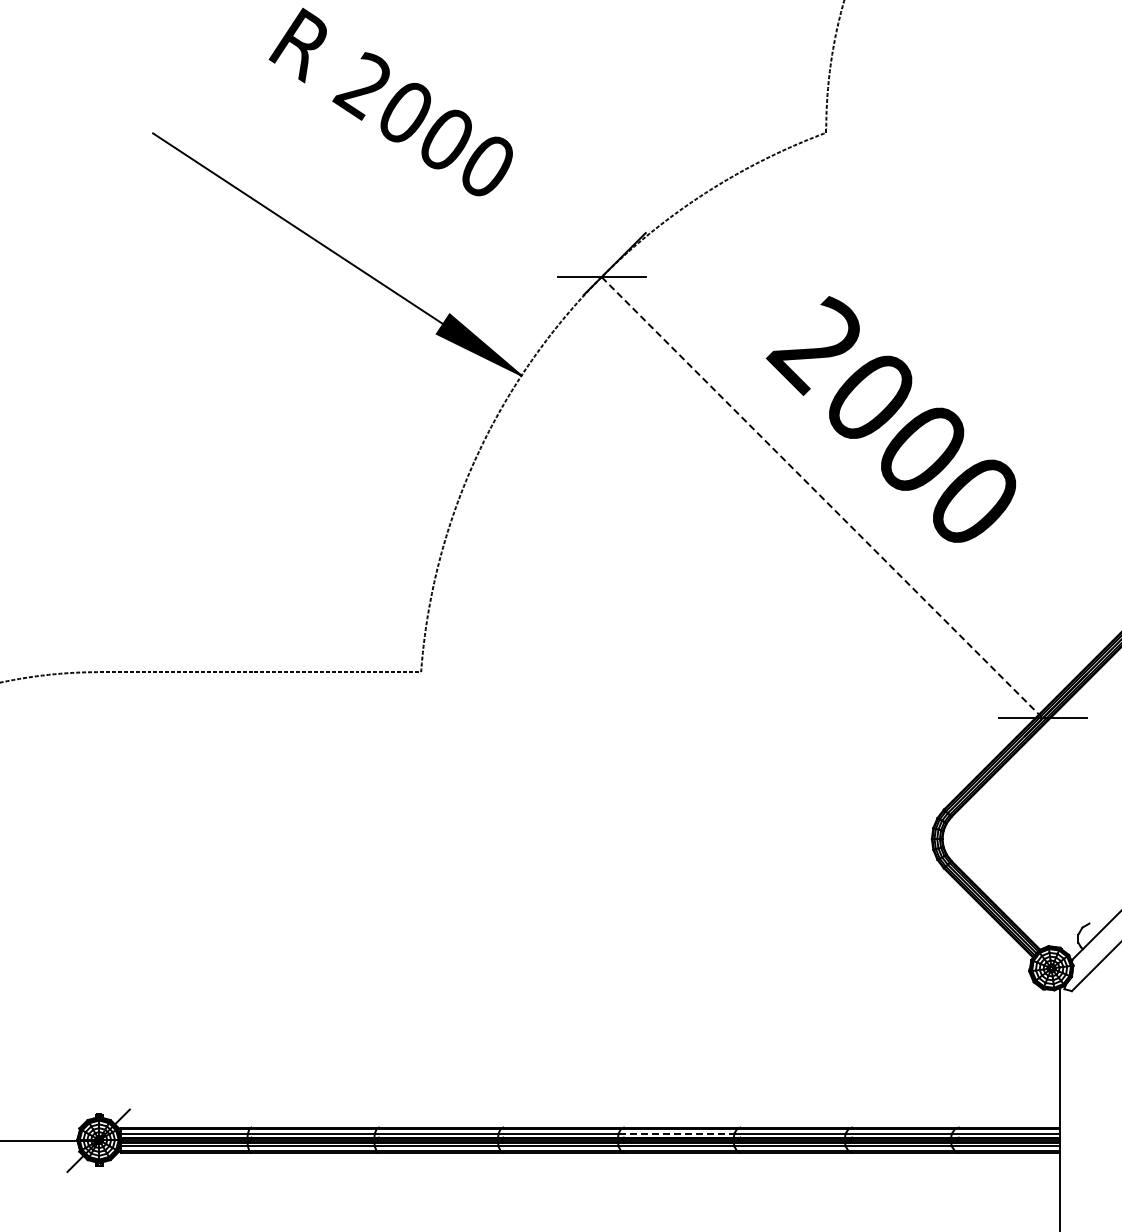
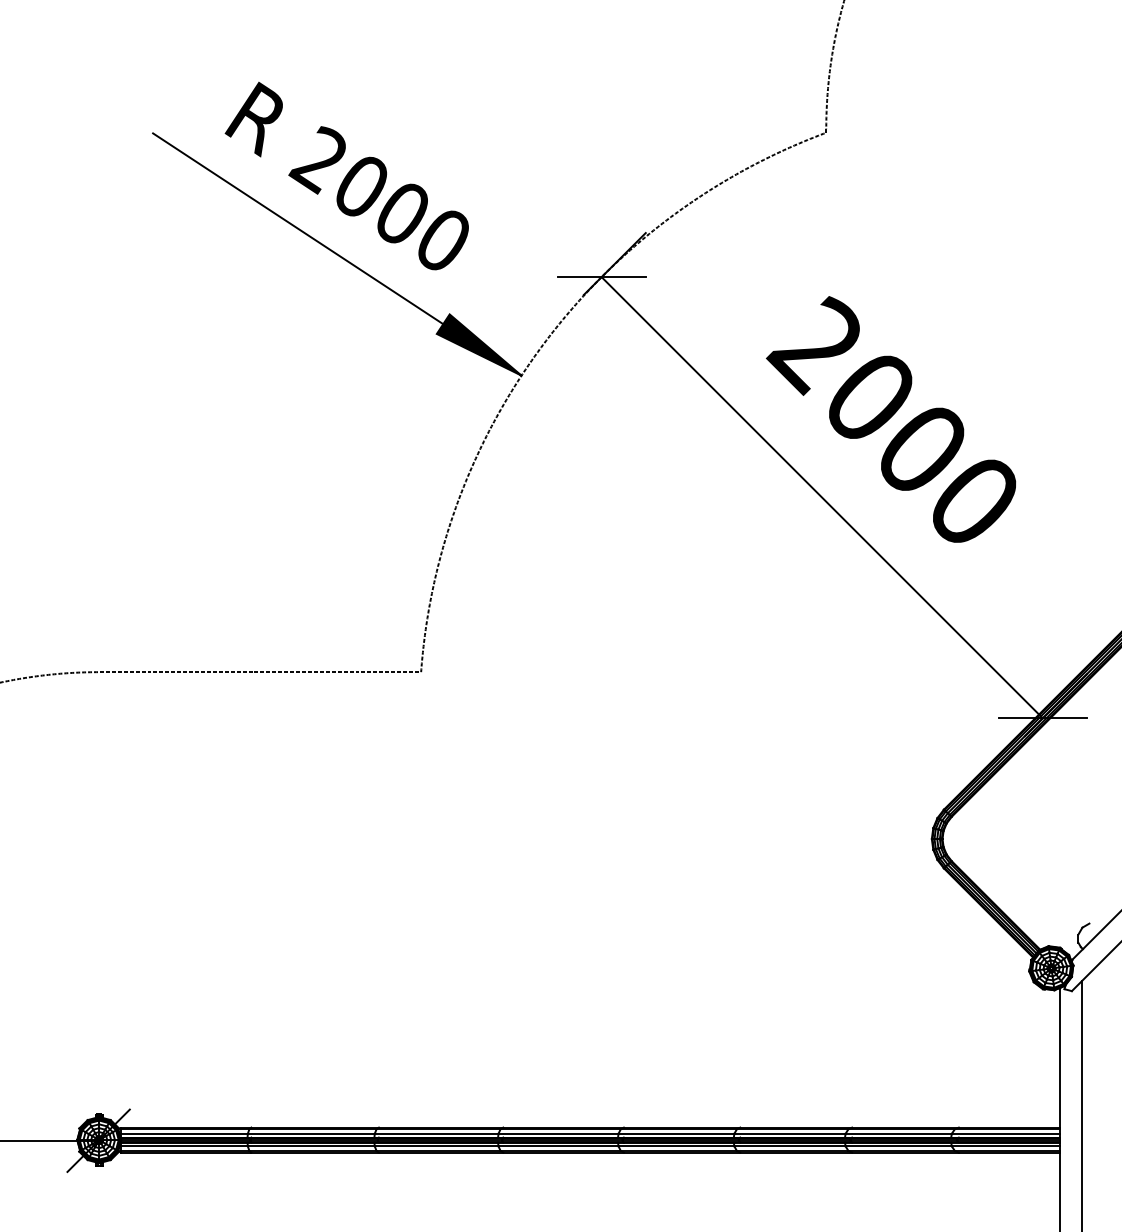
text position: (390, 101) -> (346, 175) (346, 175)
line: dashed -> solid (822, 497)
line: none -> present (1081, 1104)
line: dashed -> solid (676, 1133)
